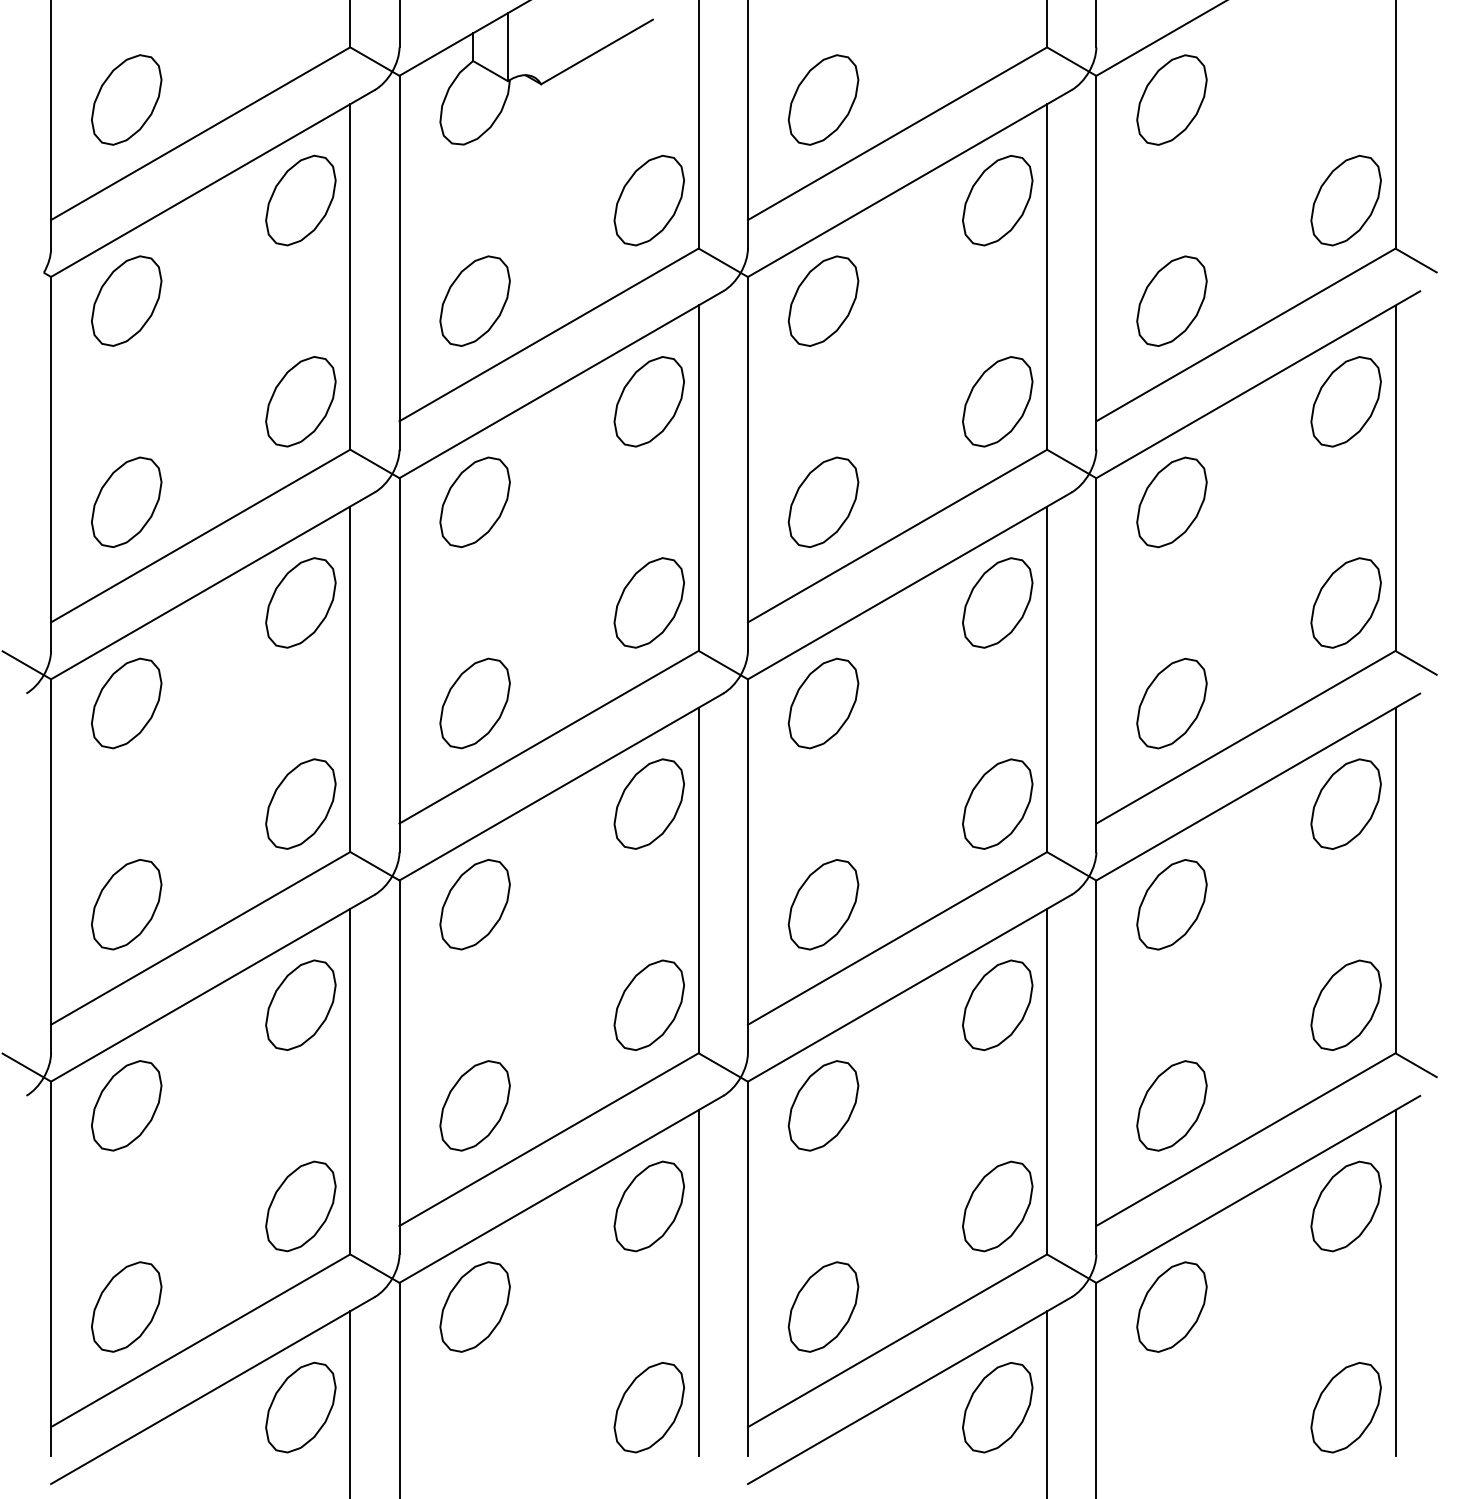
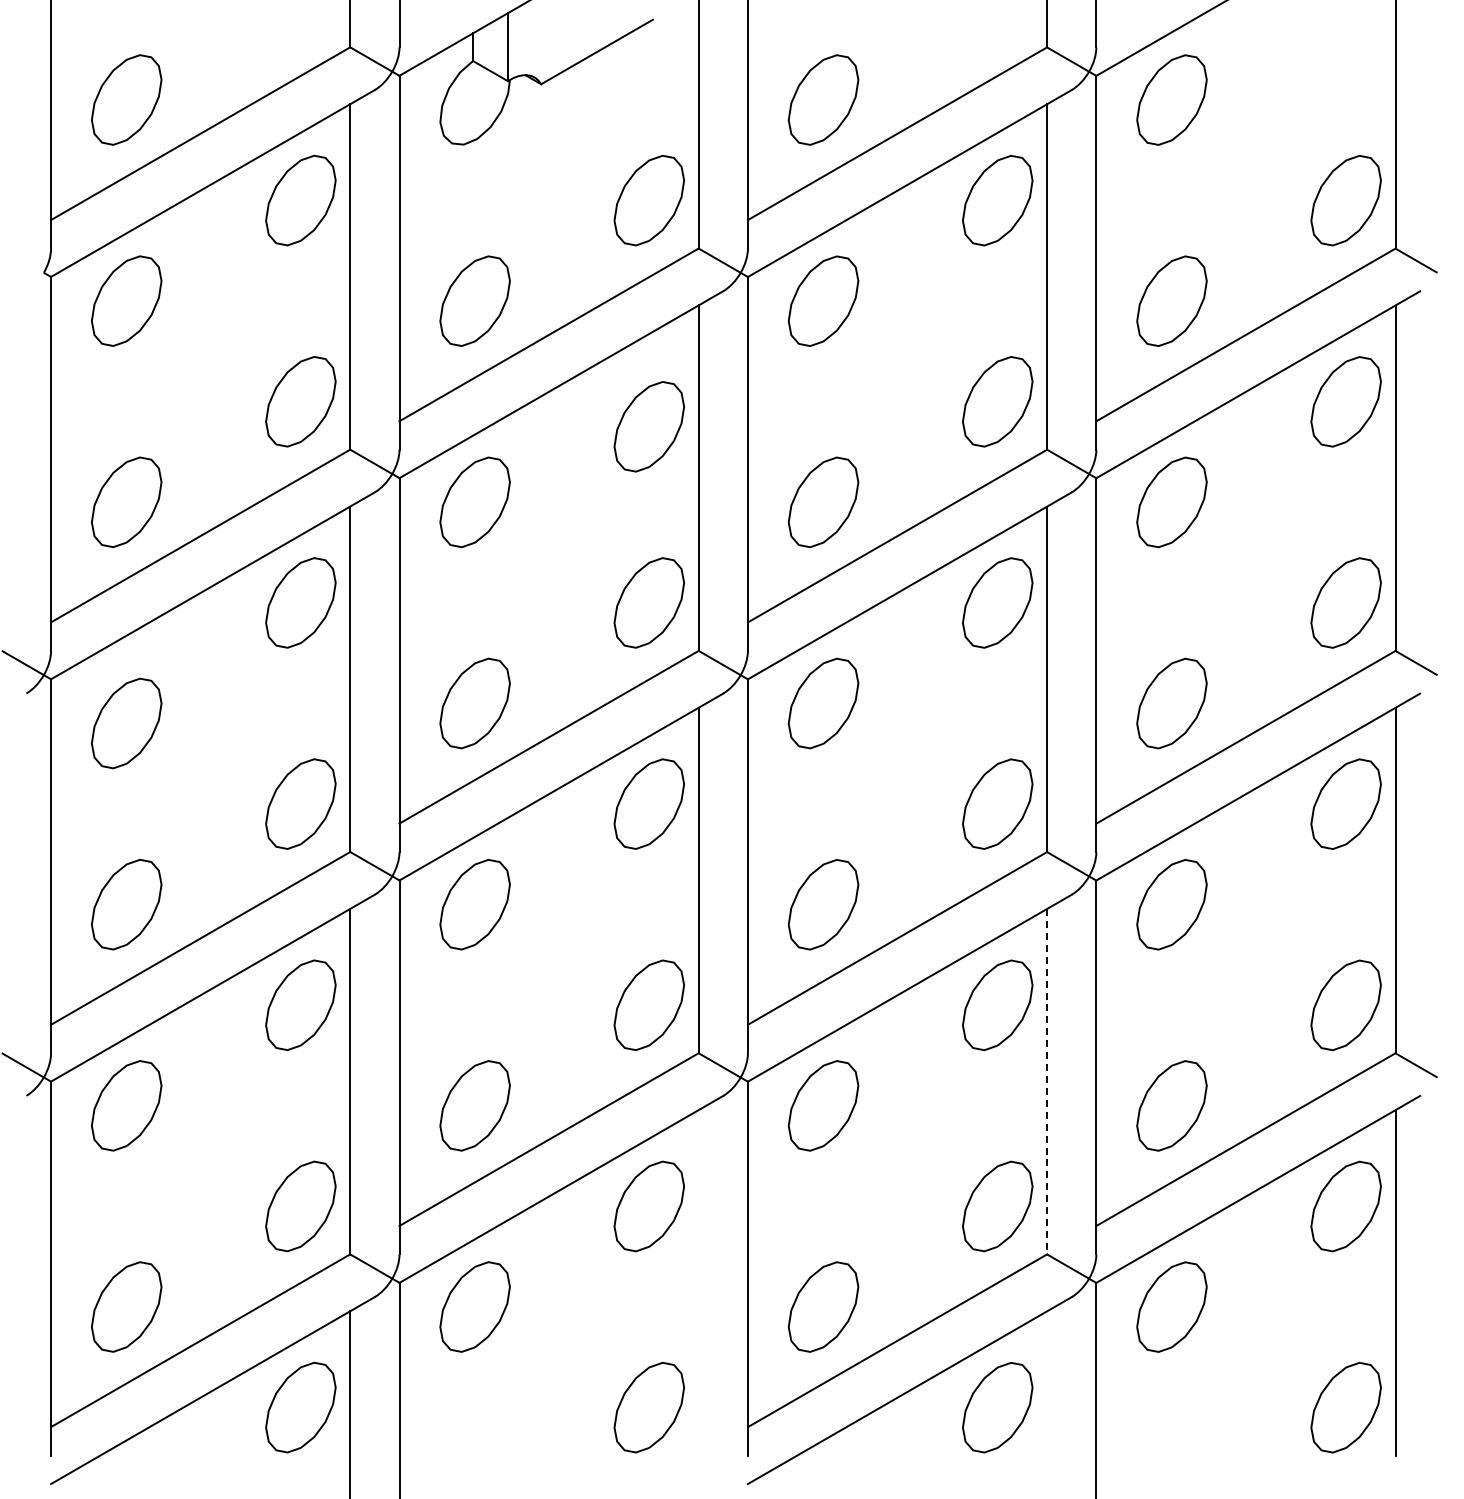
part position: (648, 401) -> (648, 426) (648, 426)
part position: (126, 703) -> (126, 723) (126, 723)
line: solid -> dashed (1047, 1081)
line: present -> none (698, 1282)
line: present -> none (1047, 1403)
